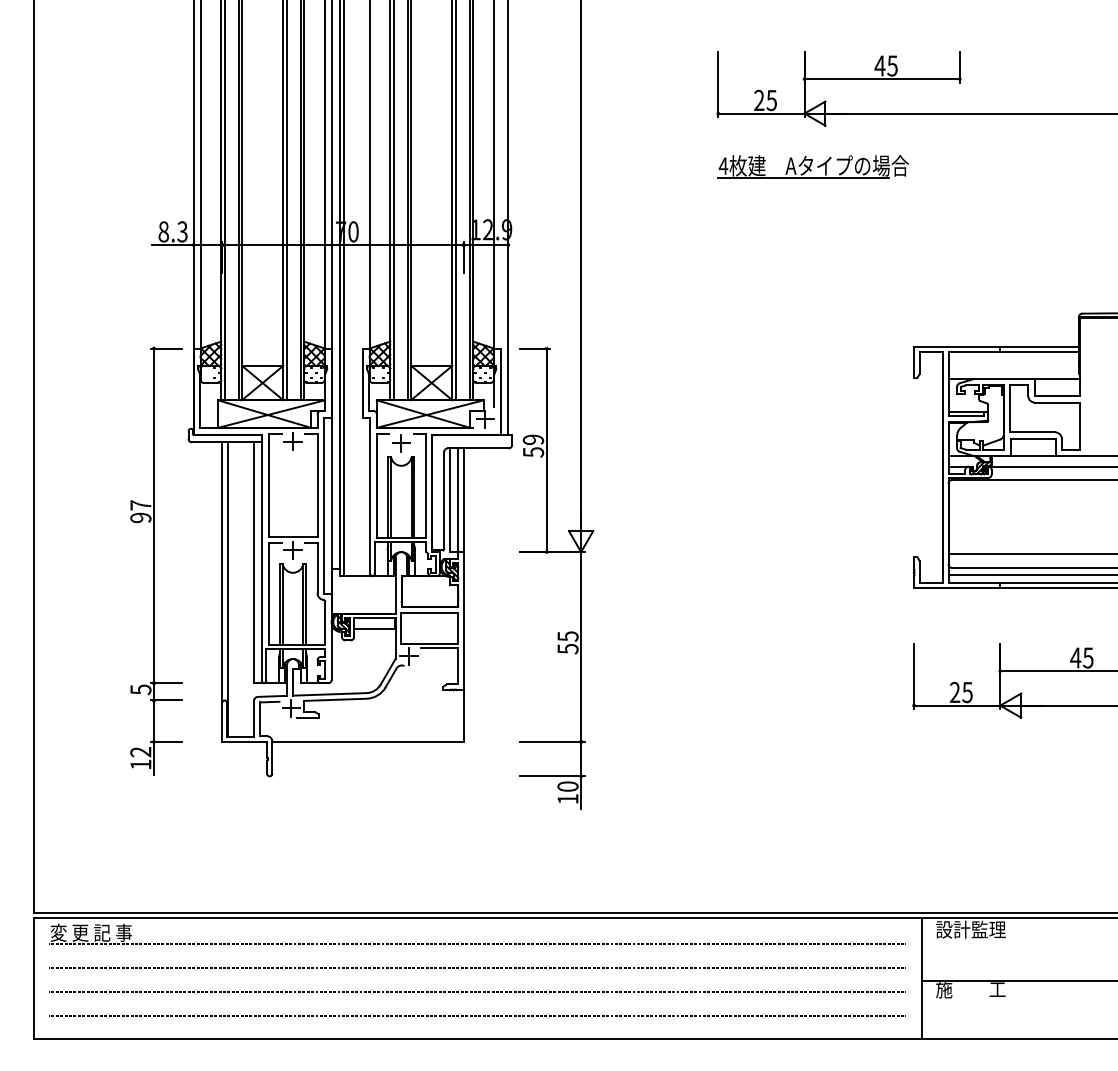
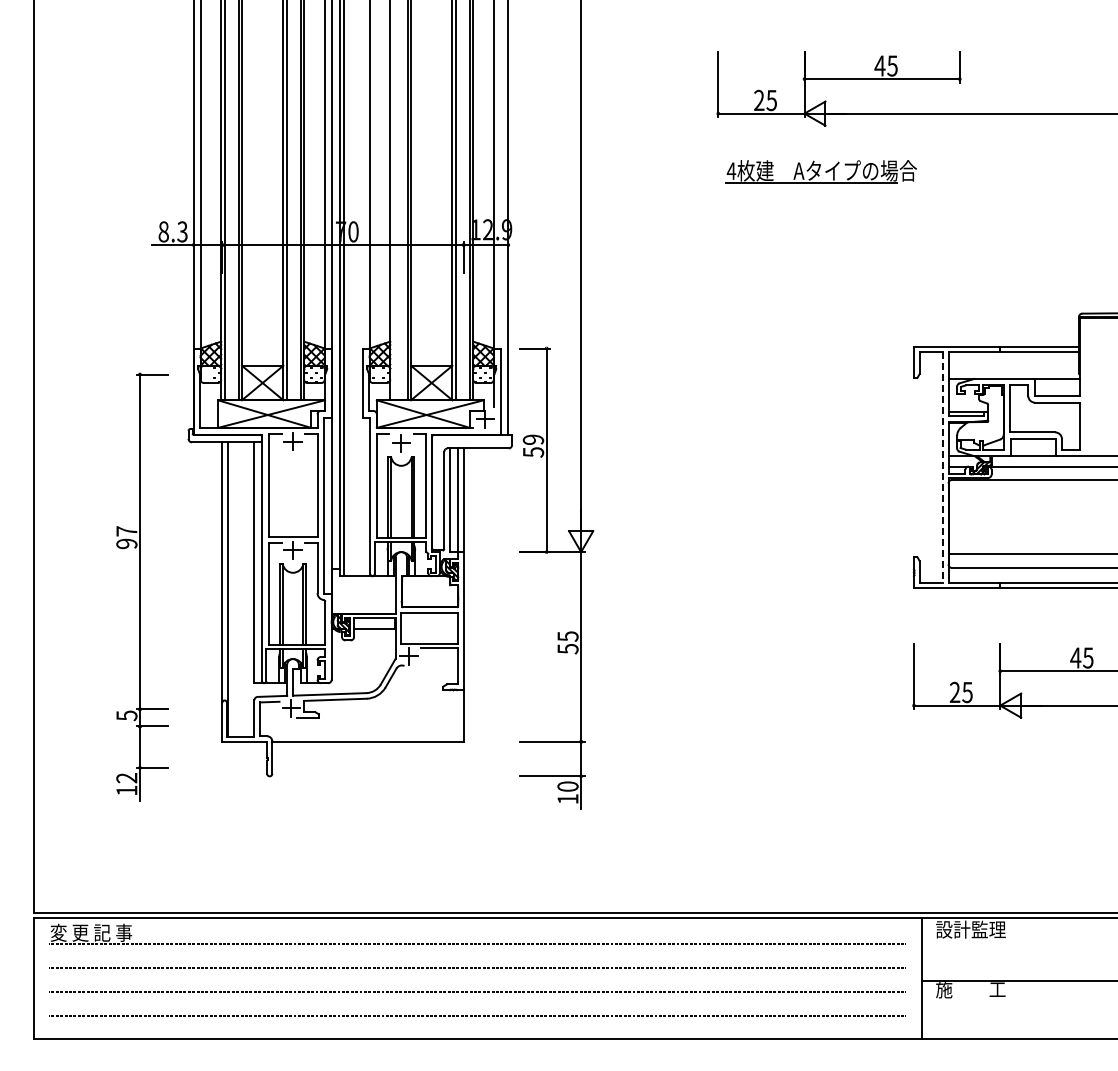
part position: (812, 166) -> (820, 171) (820, 171)
line: present -> none (393, 201)
line: solid -> dashed (942, 468)
part position: (156, 560) -> (142, 586) (142, 586)
line: present -> none (1031, 574)
